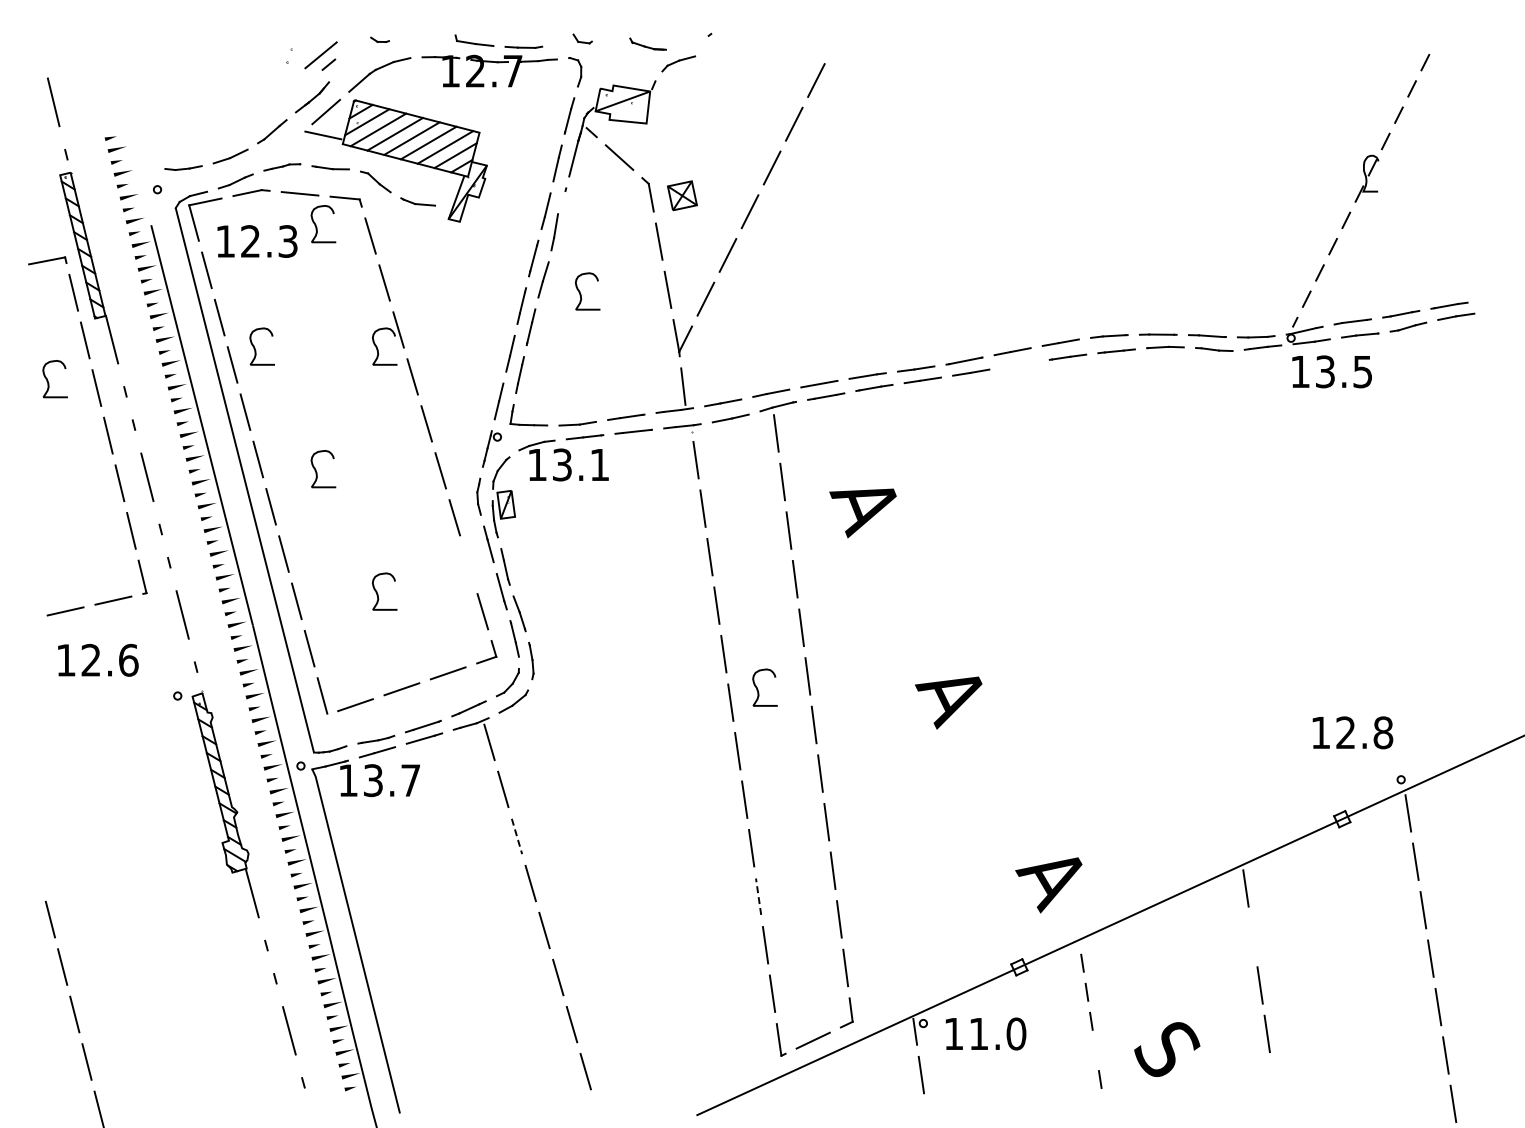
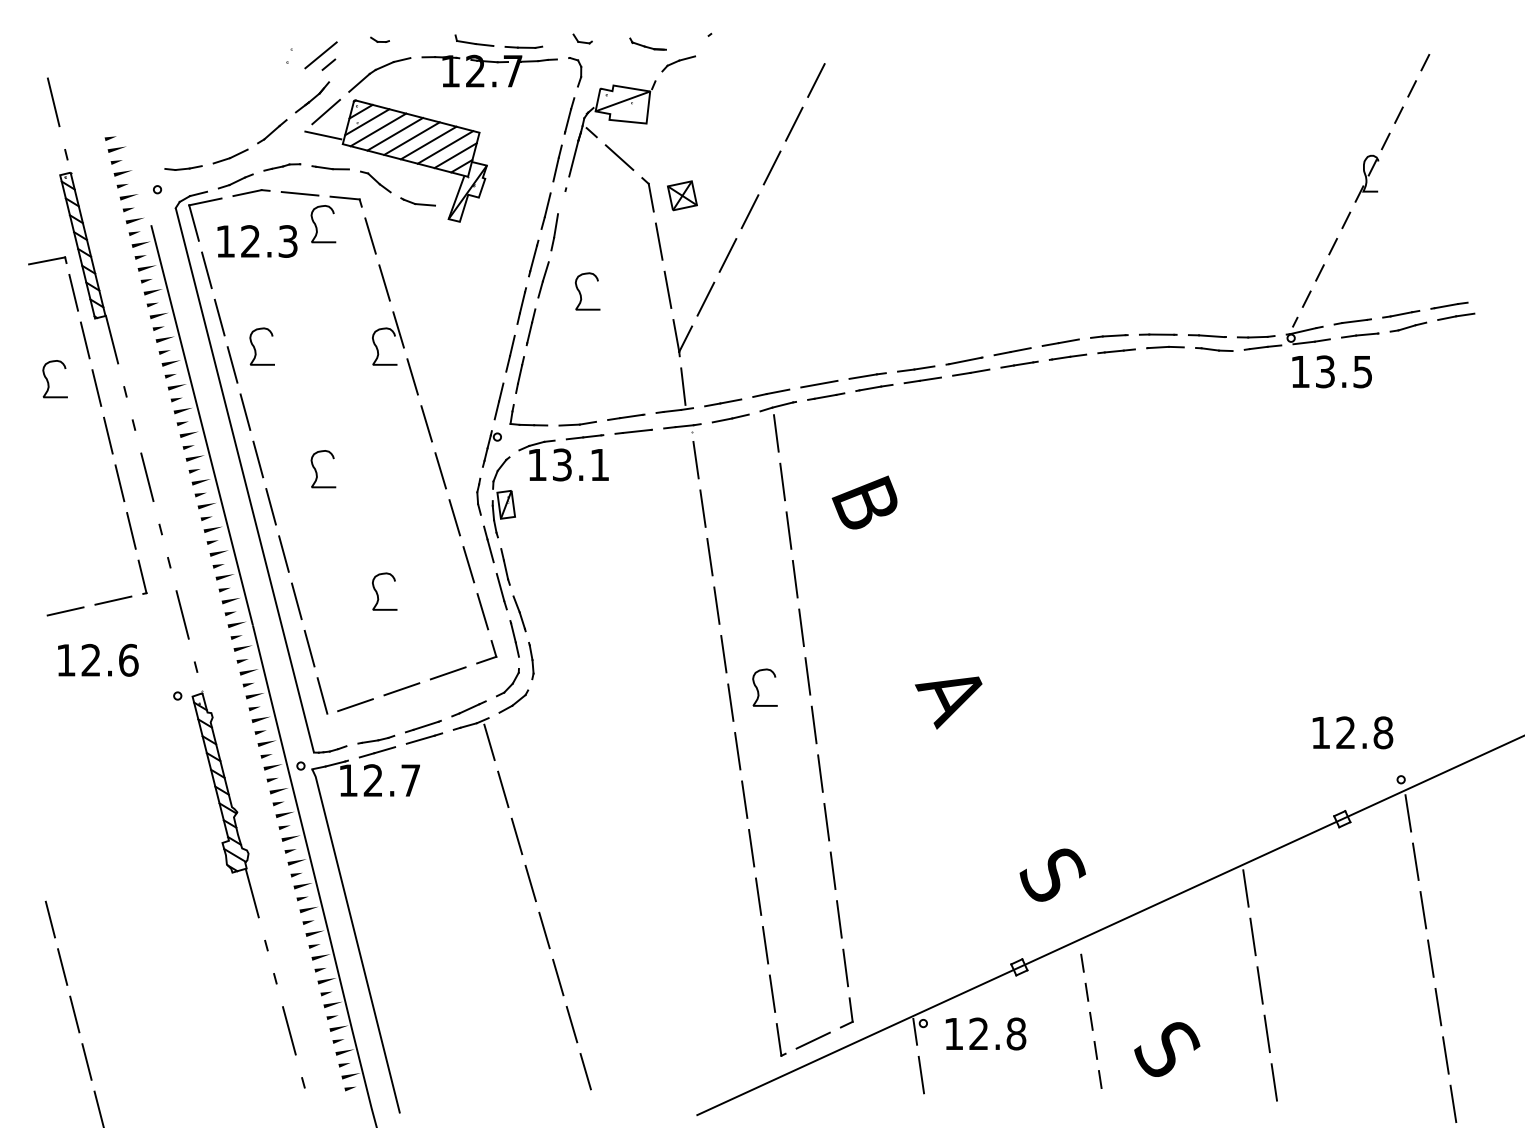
line: none -> present (1019, 364)
text: A -> B (863, 506)
line: none -> present (468, 564)
text: 13.7 -> 12.7 (372, 780)
line: dashed -> solid (517, 836)
text: A -> S (1050, 880)
line: dashed -> solid (758, 896)
line: none -> present (1252, 936)
text: 11.0 -> 12.8 (997, 1033)
line: none -> present (1095, 1050)
line: none -> present (1274, 1082)
